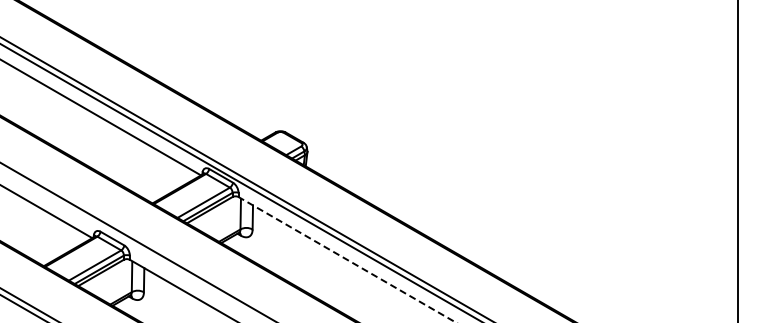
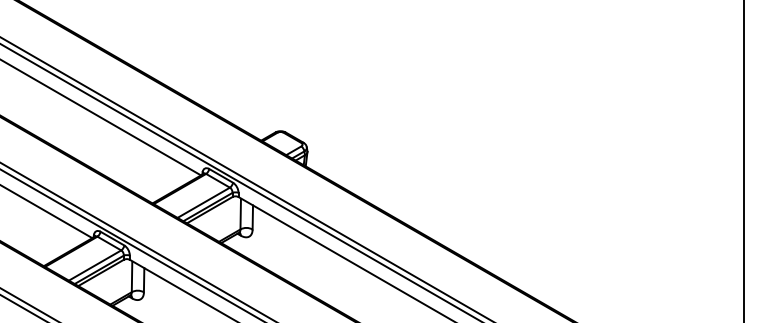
line position: (737, 160) -> (743, 160) (743, 160)
line: none -> present (131, 244)
line: dashed -> solid (347, 259)
